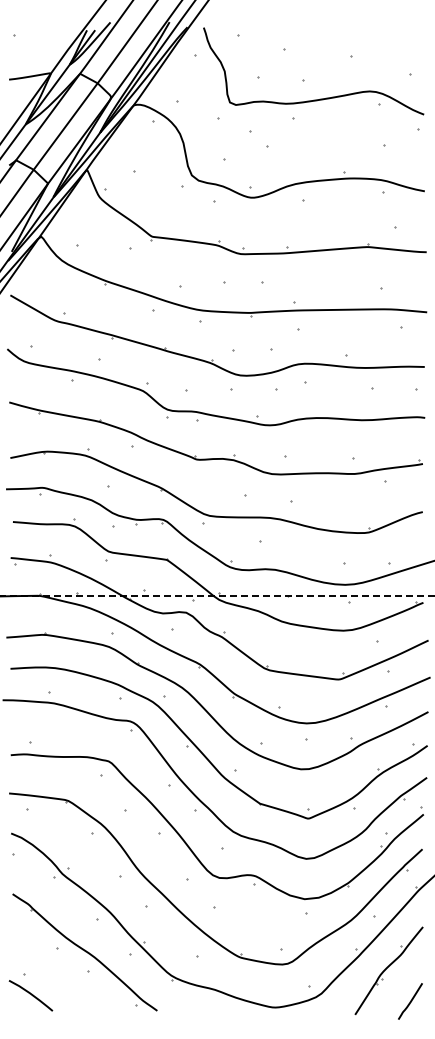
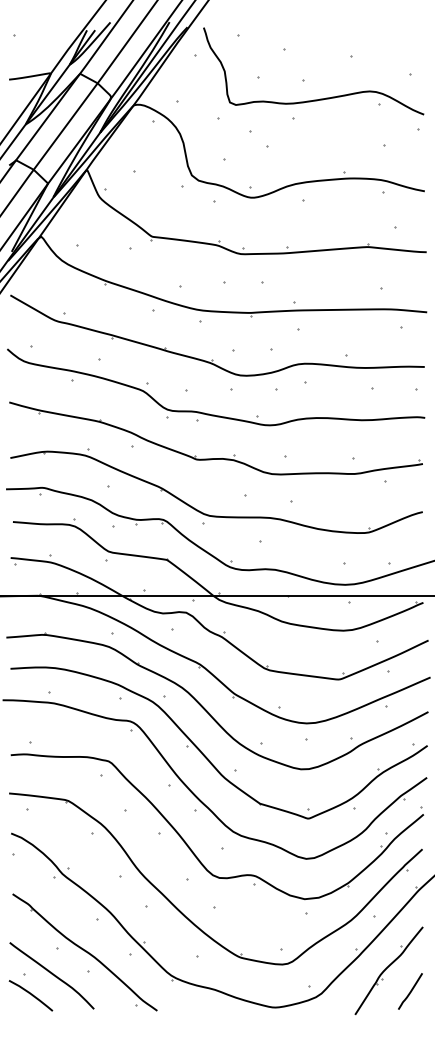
line: dashed -> solid (217, 595)
curve: none -> present (51, 974)
line position: (410, 1001) -> (410, 991) (410, 991)
